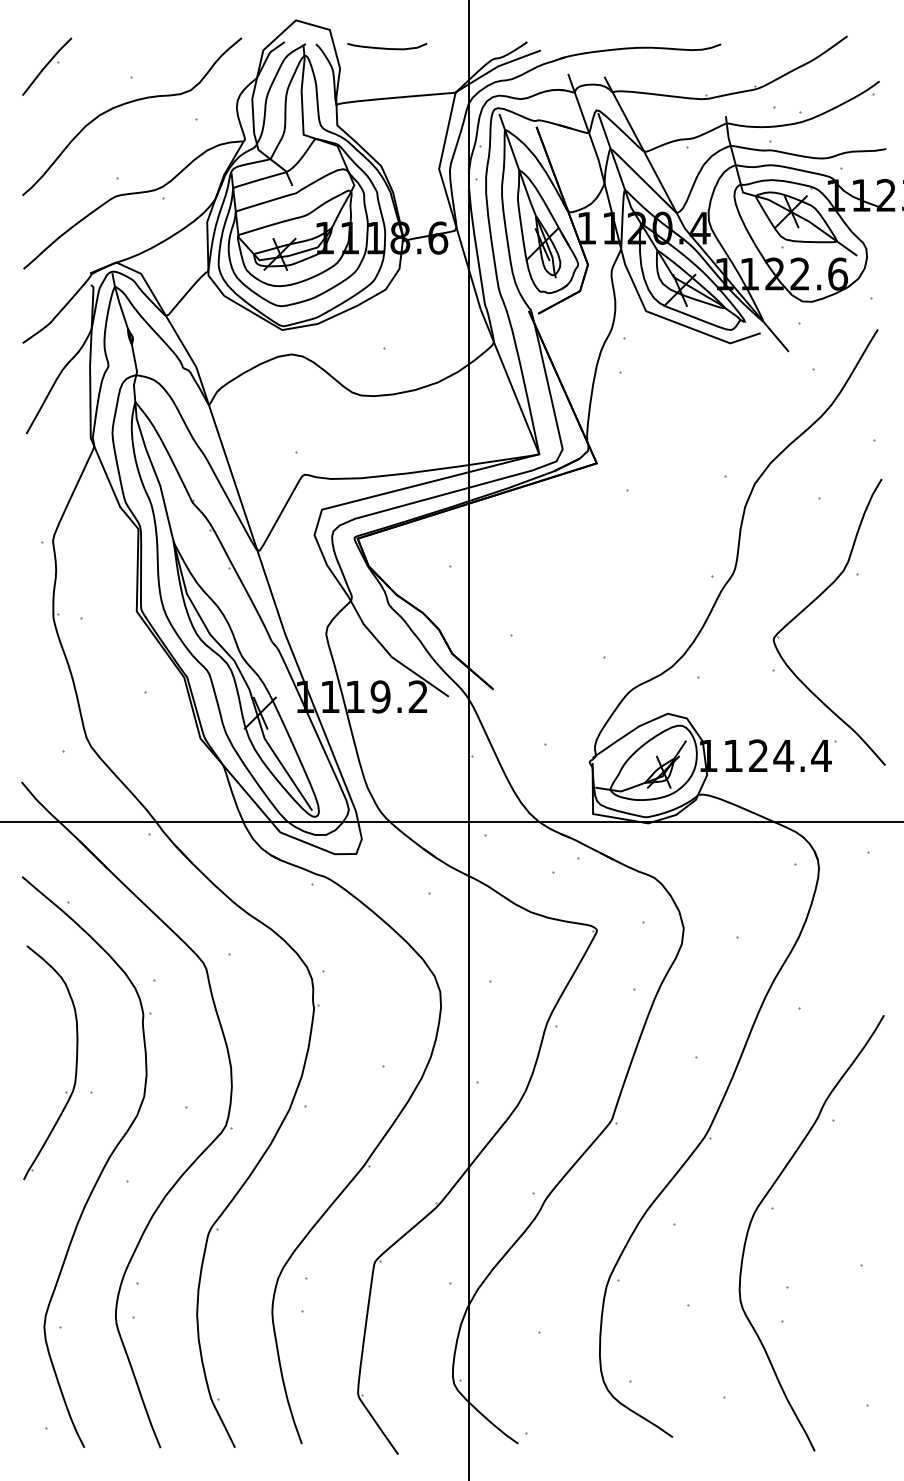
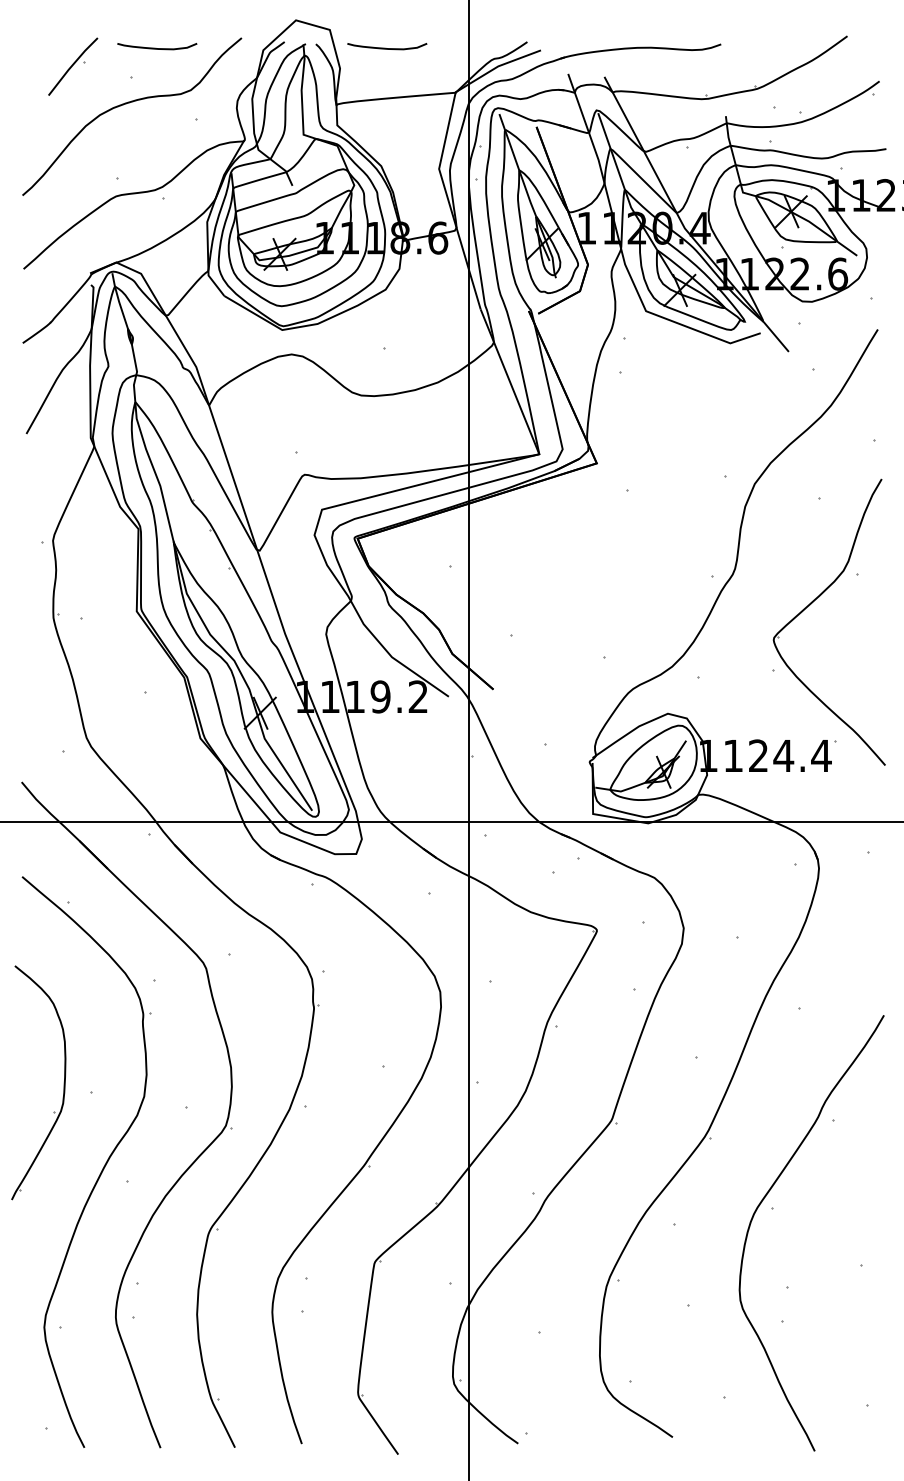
curve: none -> present (157, 48)
part position: (47, 66) -> (73, 66) (73, 66)
part position: (75, 1062) -> (63, 1082) (63, 1082)
